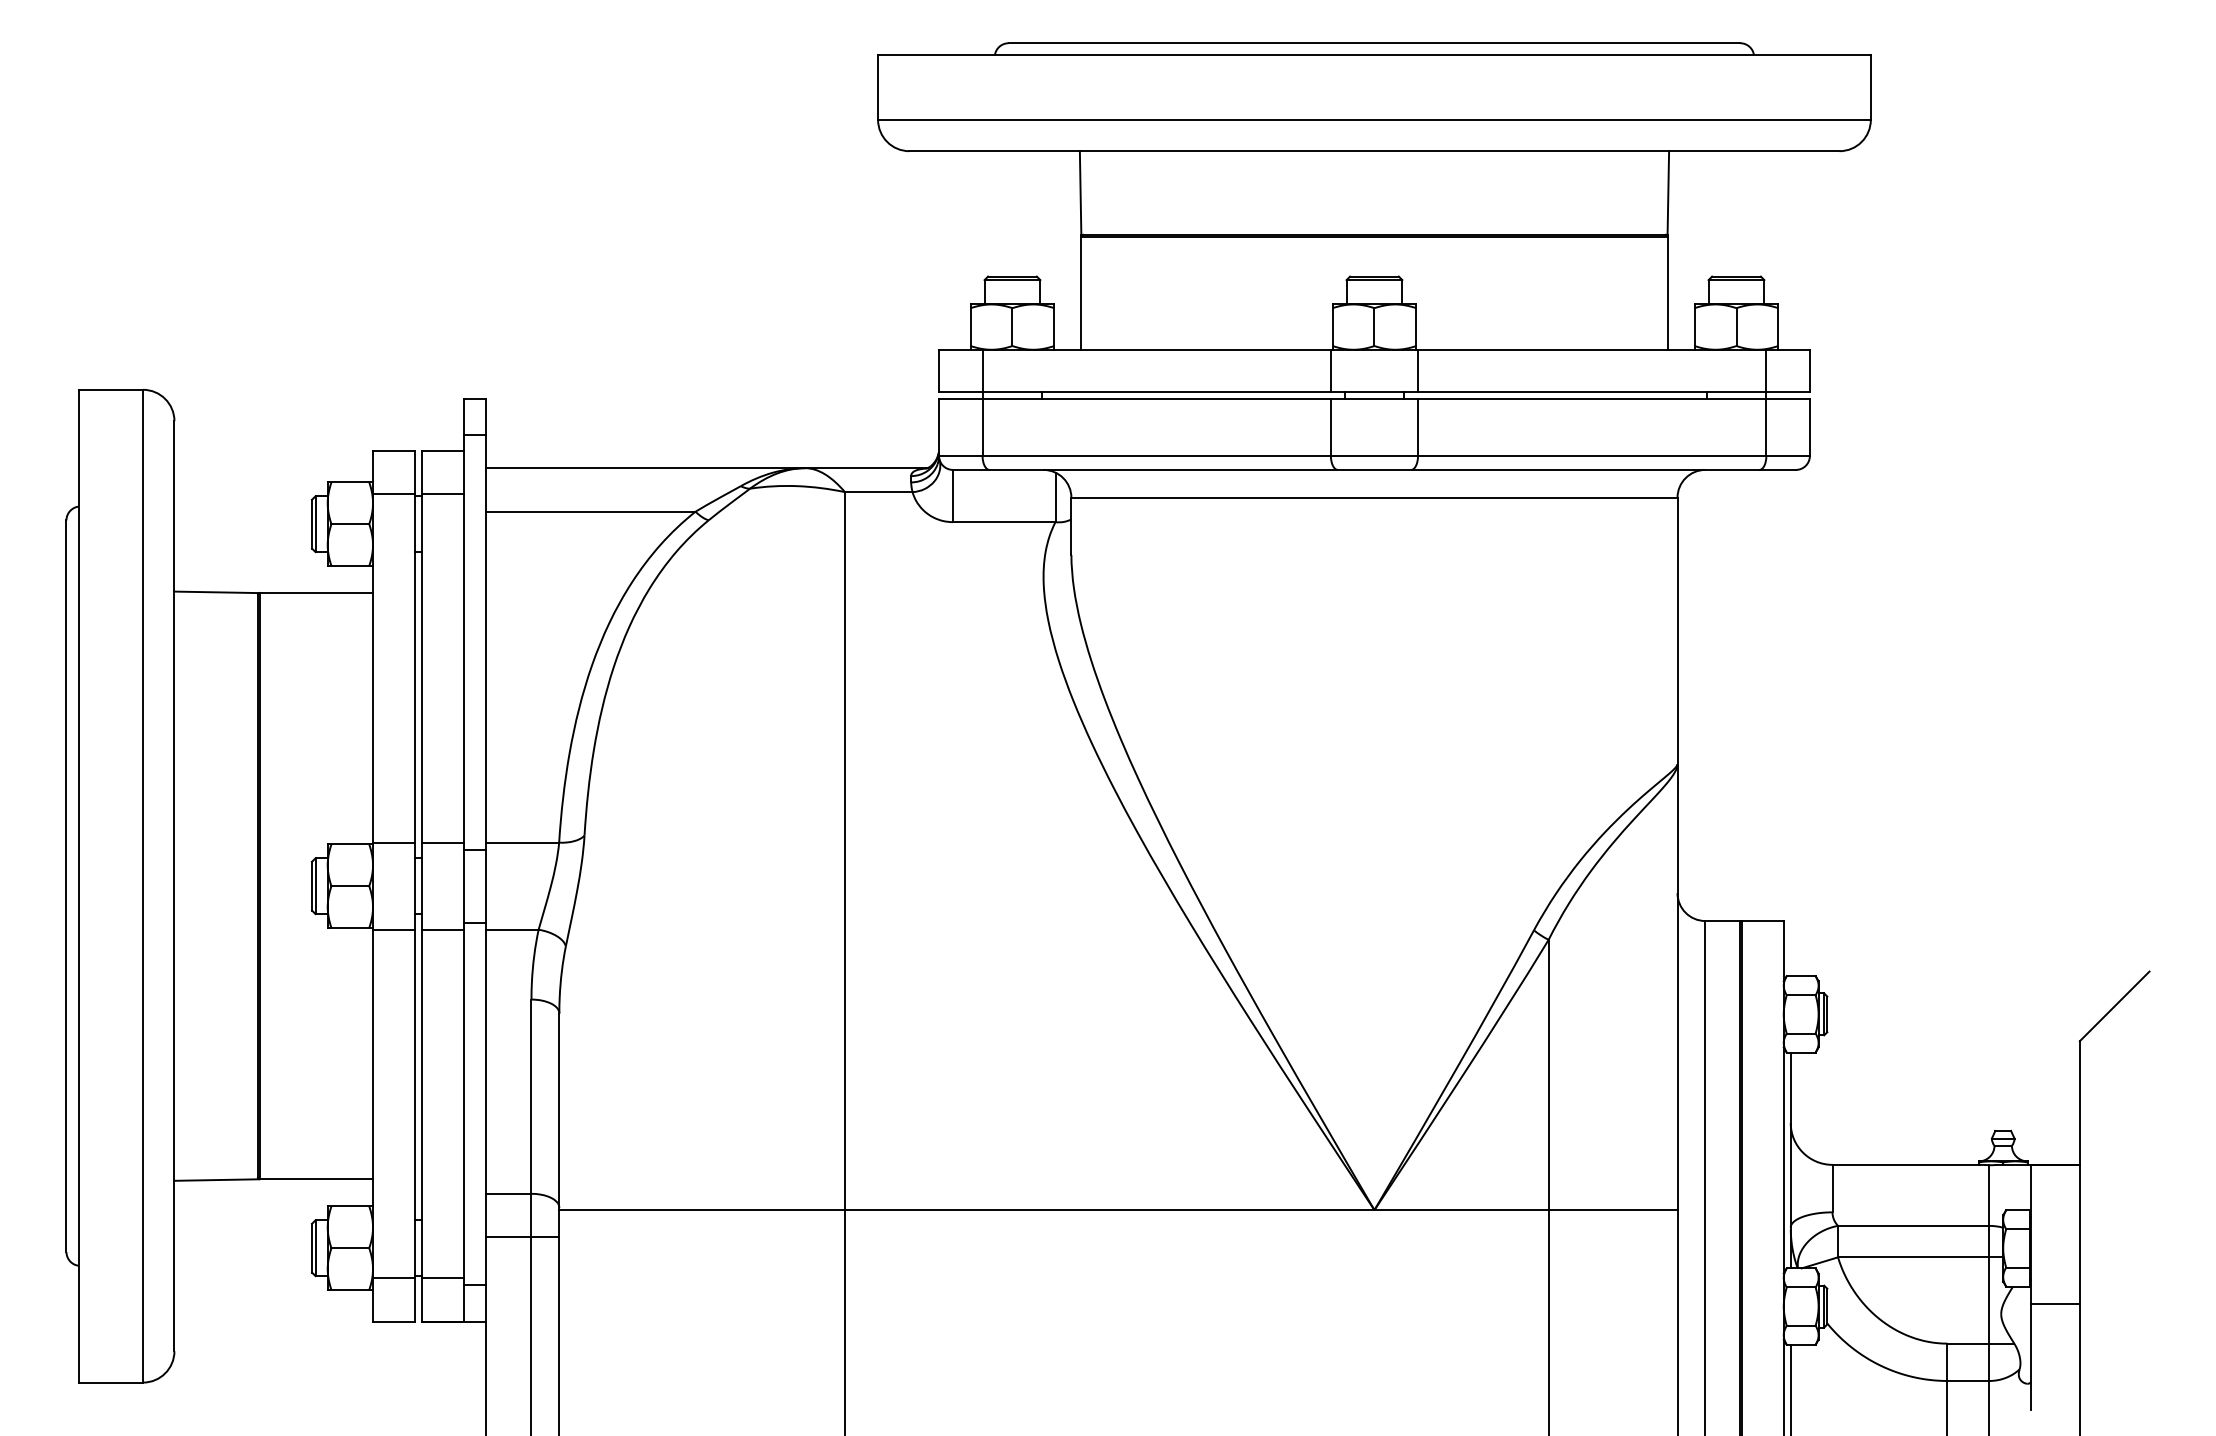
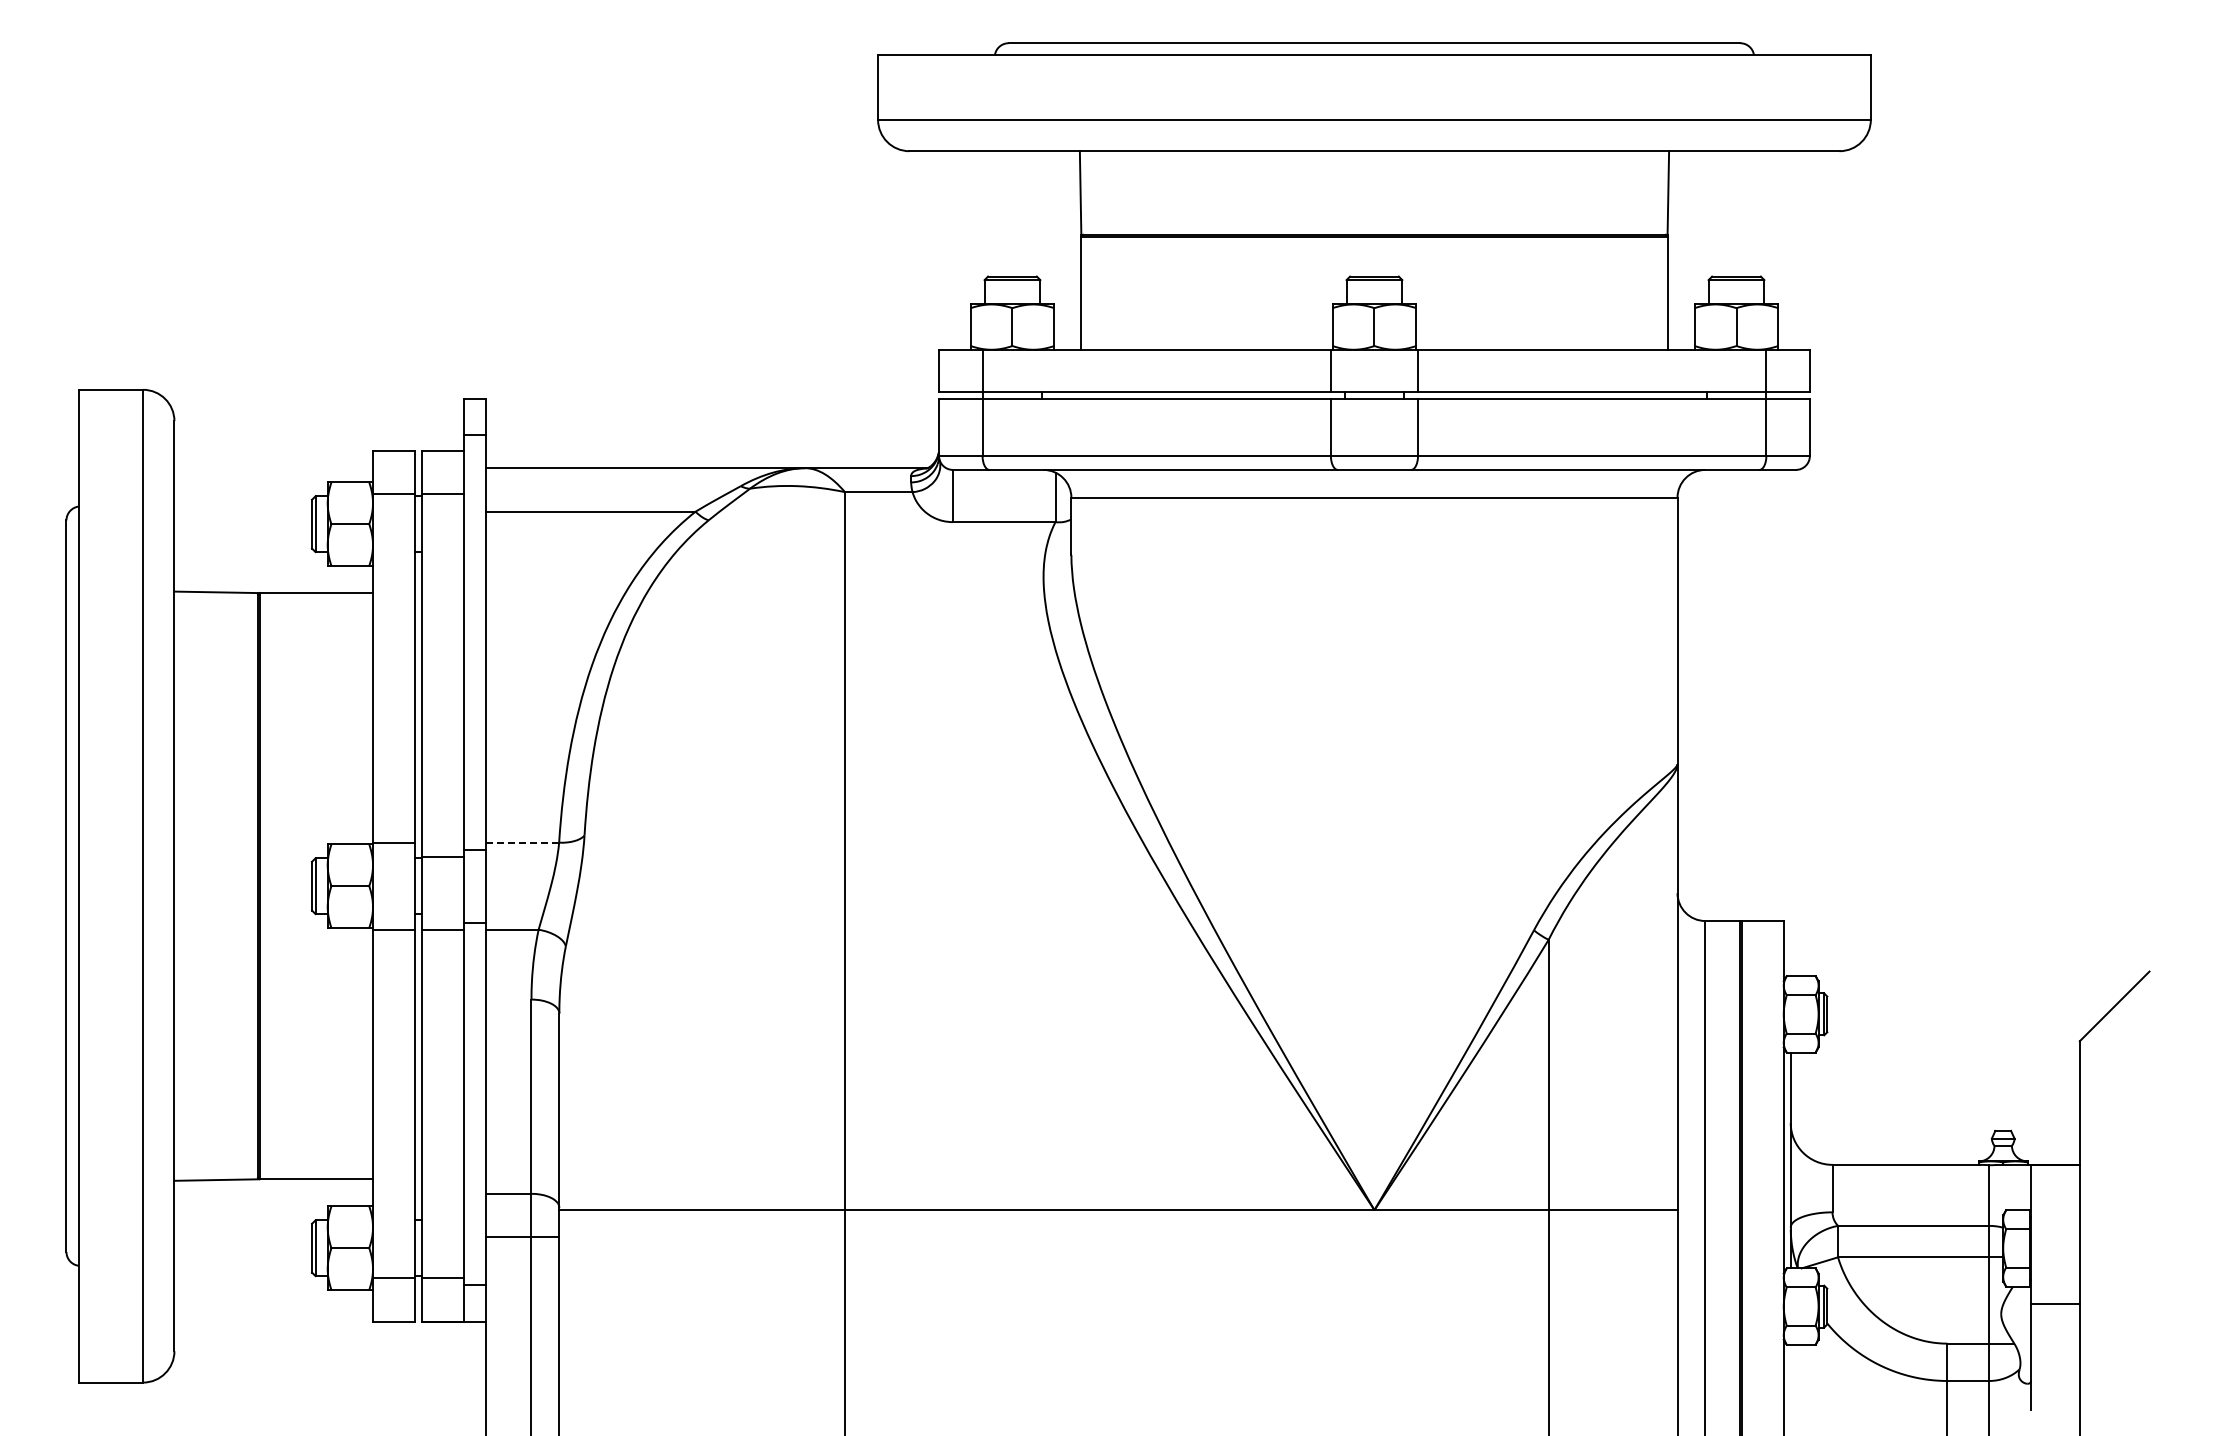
line position: (442, 842) -> (442, 856) (442, 856)
line: solid -> dashed (523, 842)
line: present -> none (1790, 1388)
